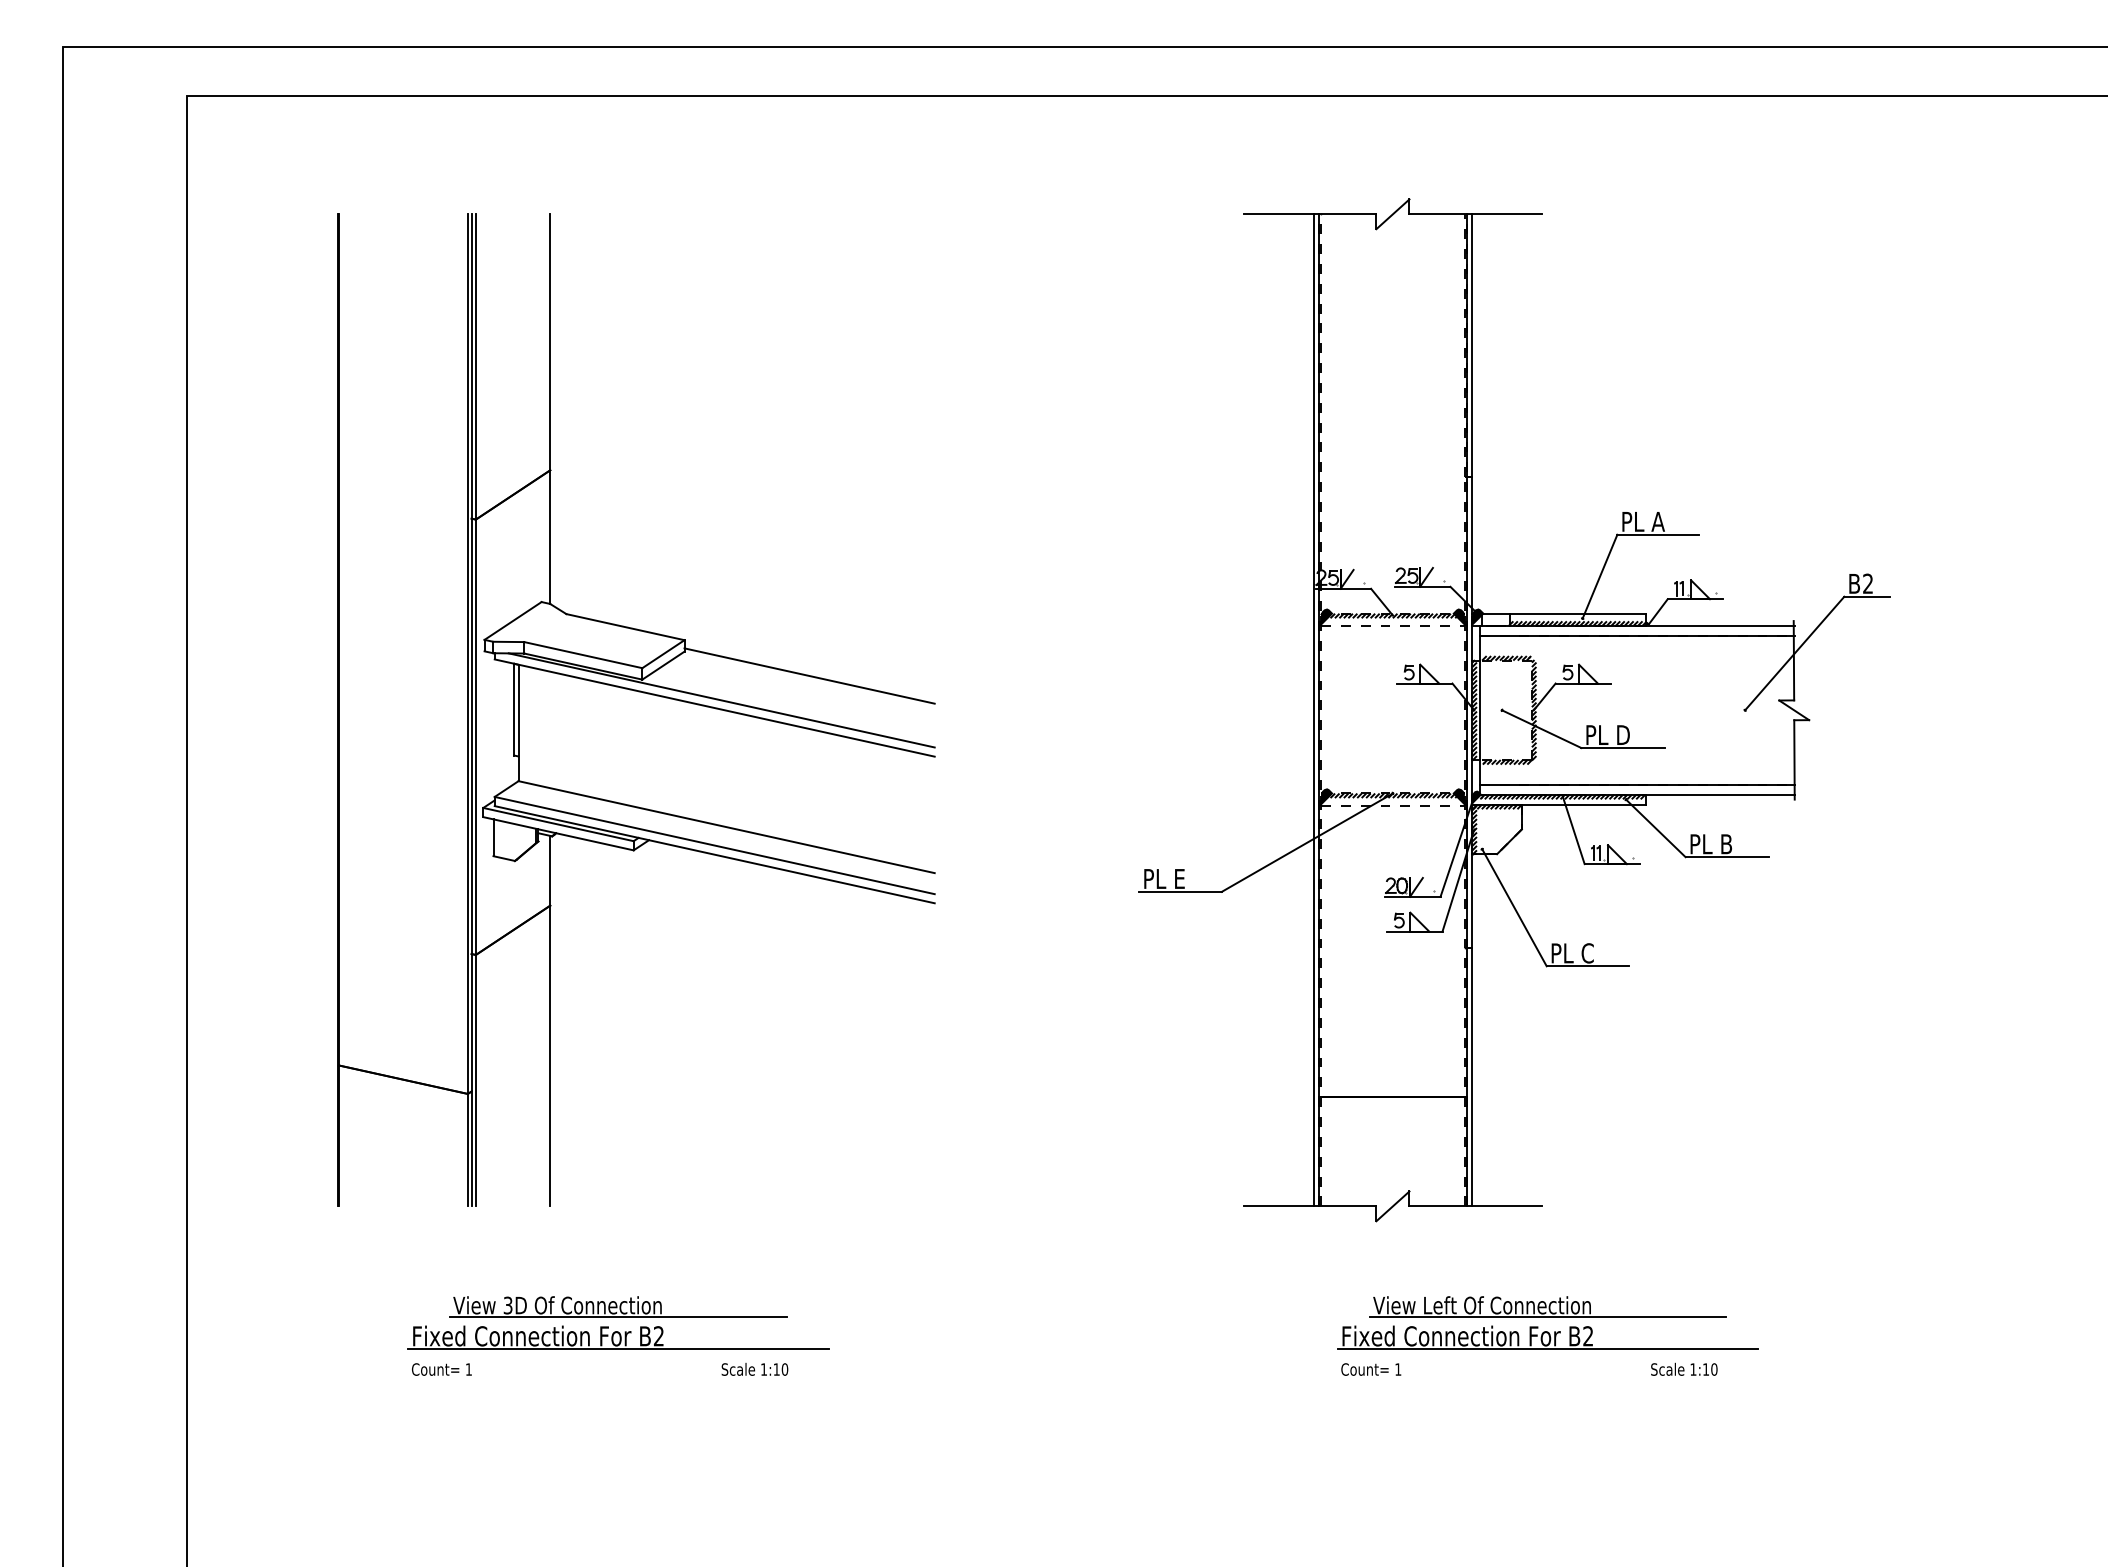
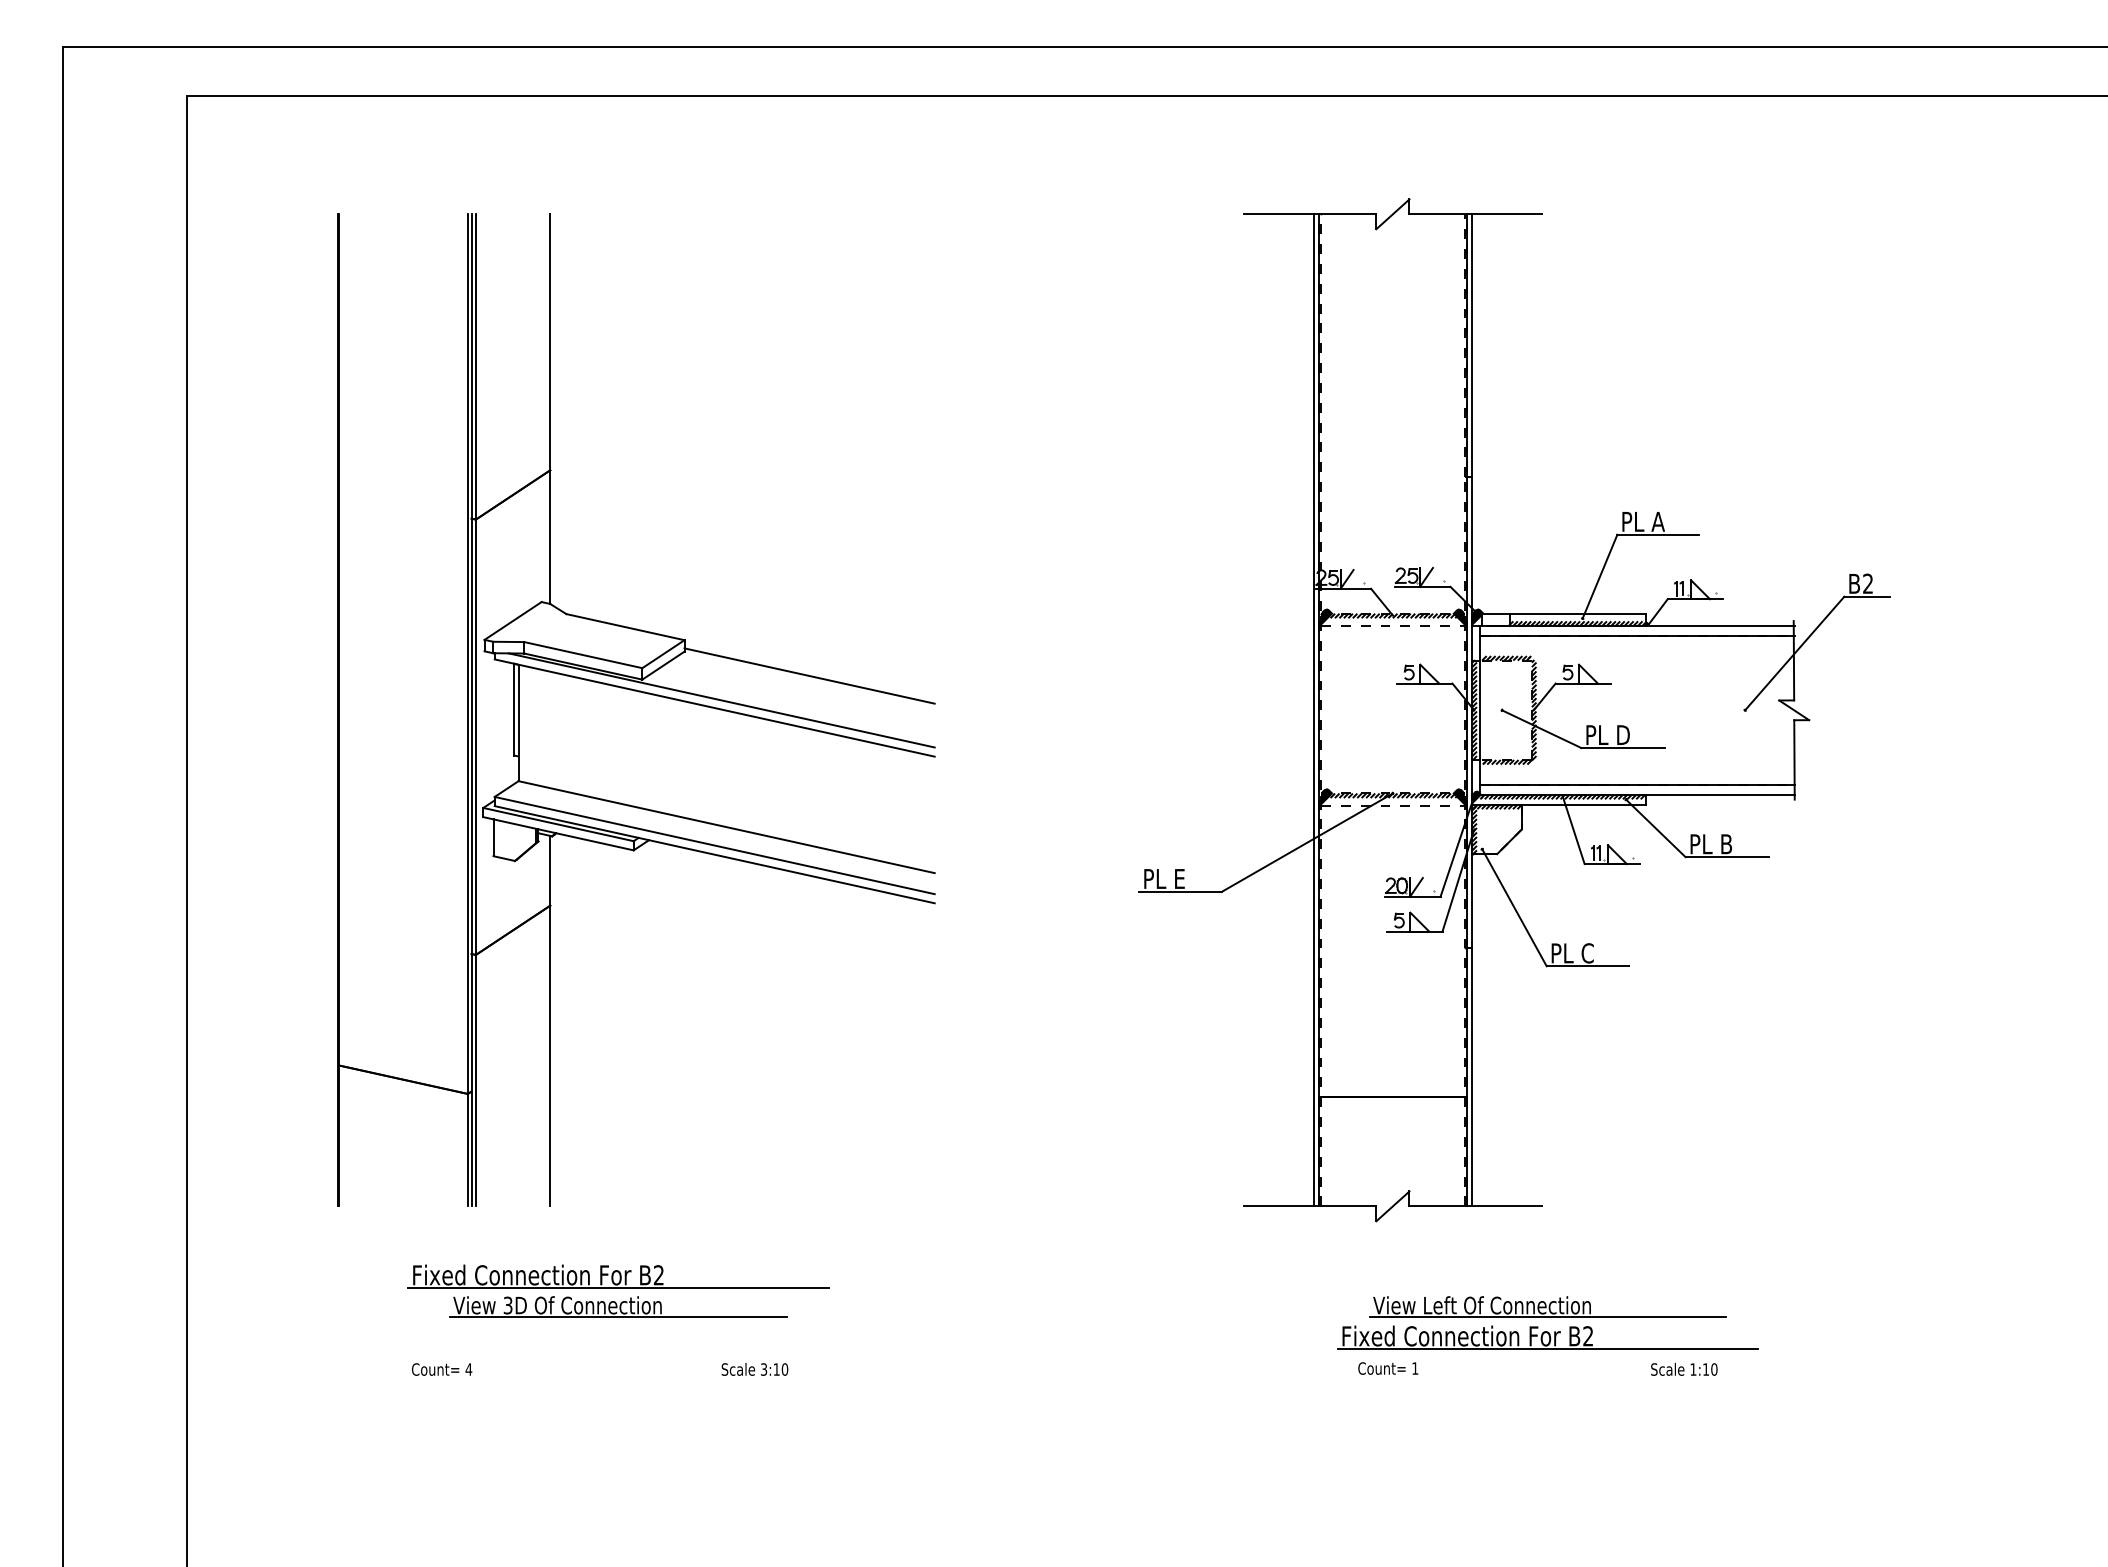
part position: (618, 1337) -> (618, 1276) (618, 1276)
text: 1 -> 4 (468, 1369)
text: 1:10 -> 3:10 (764, 1369)
text position: (1371, 1369) -> (1388, 1368) (1388, 1368)
